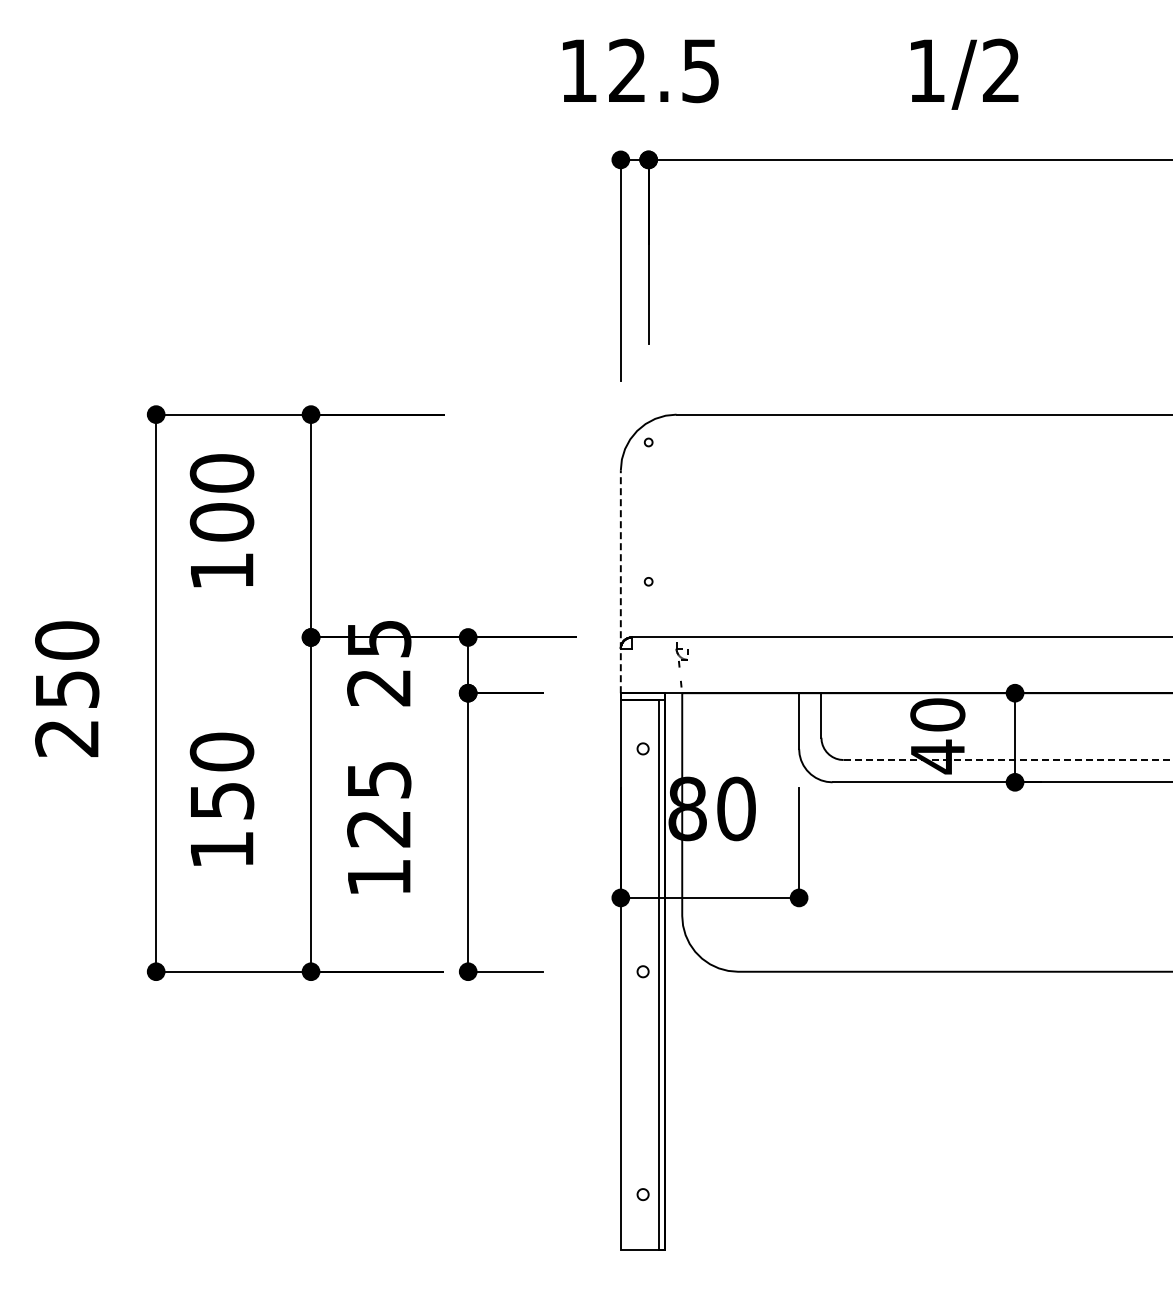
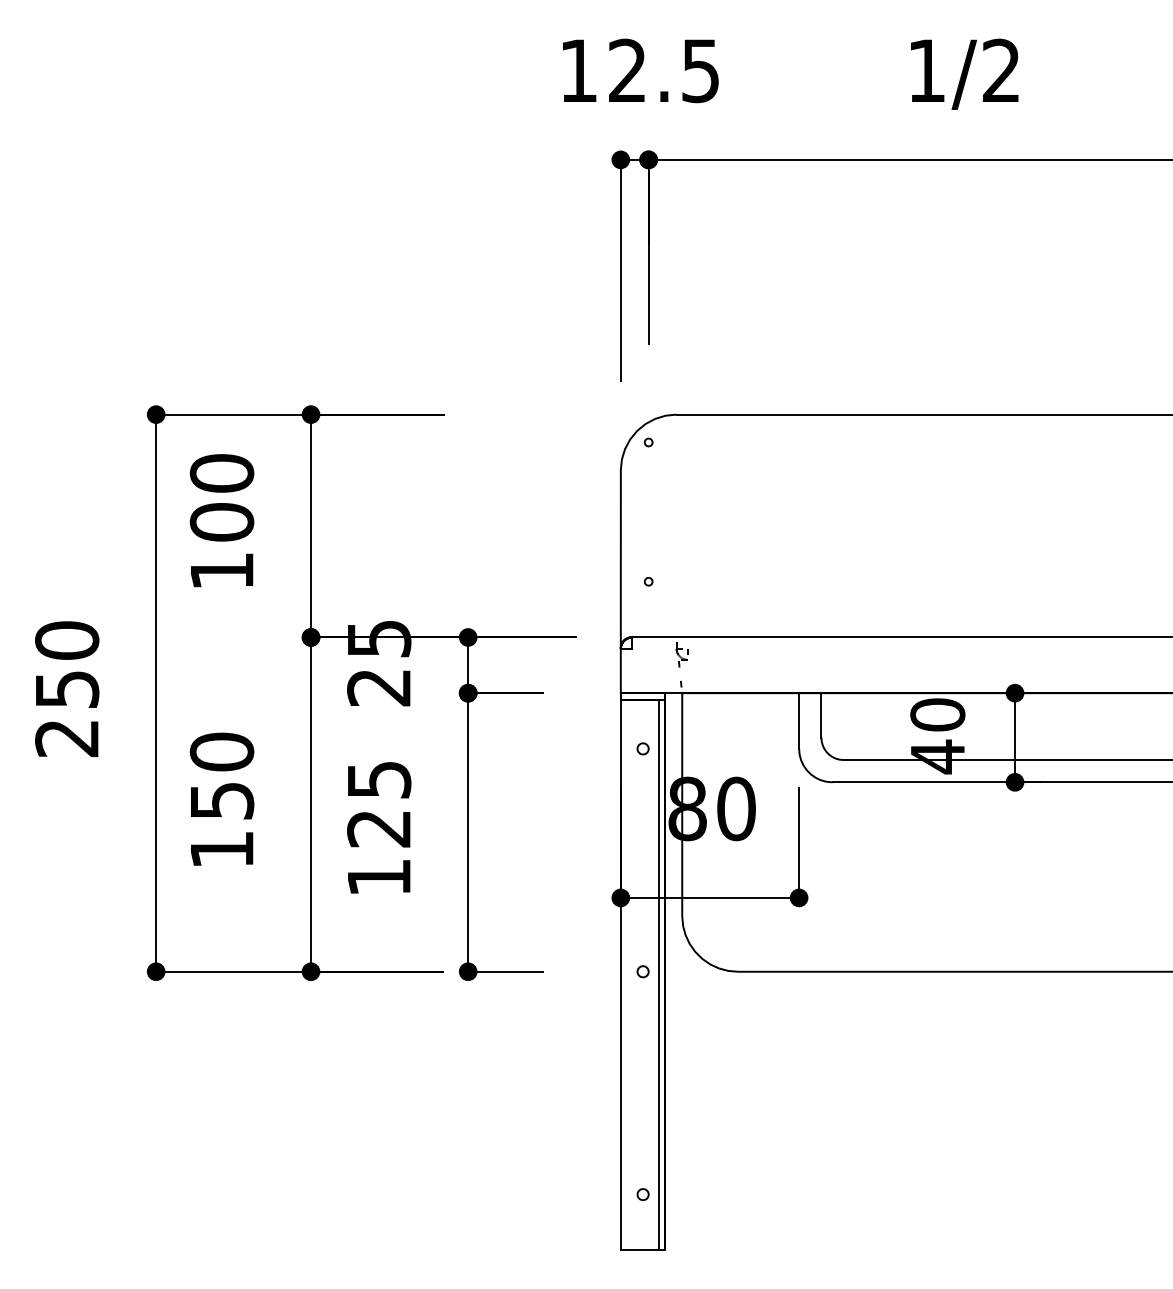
line: dashed -> solid (620, 581)
line: dashed -> solid (1008, 760)
